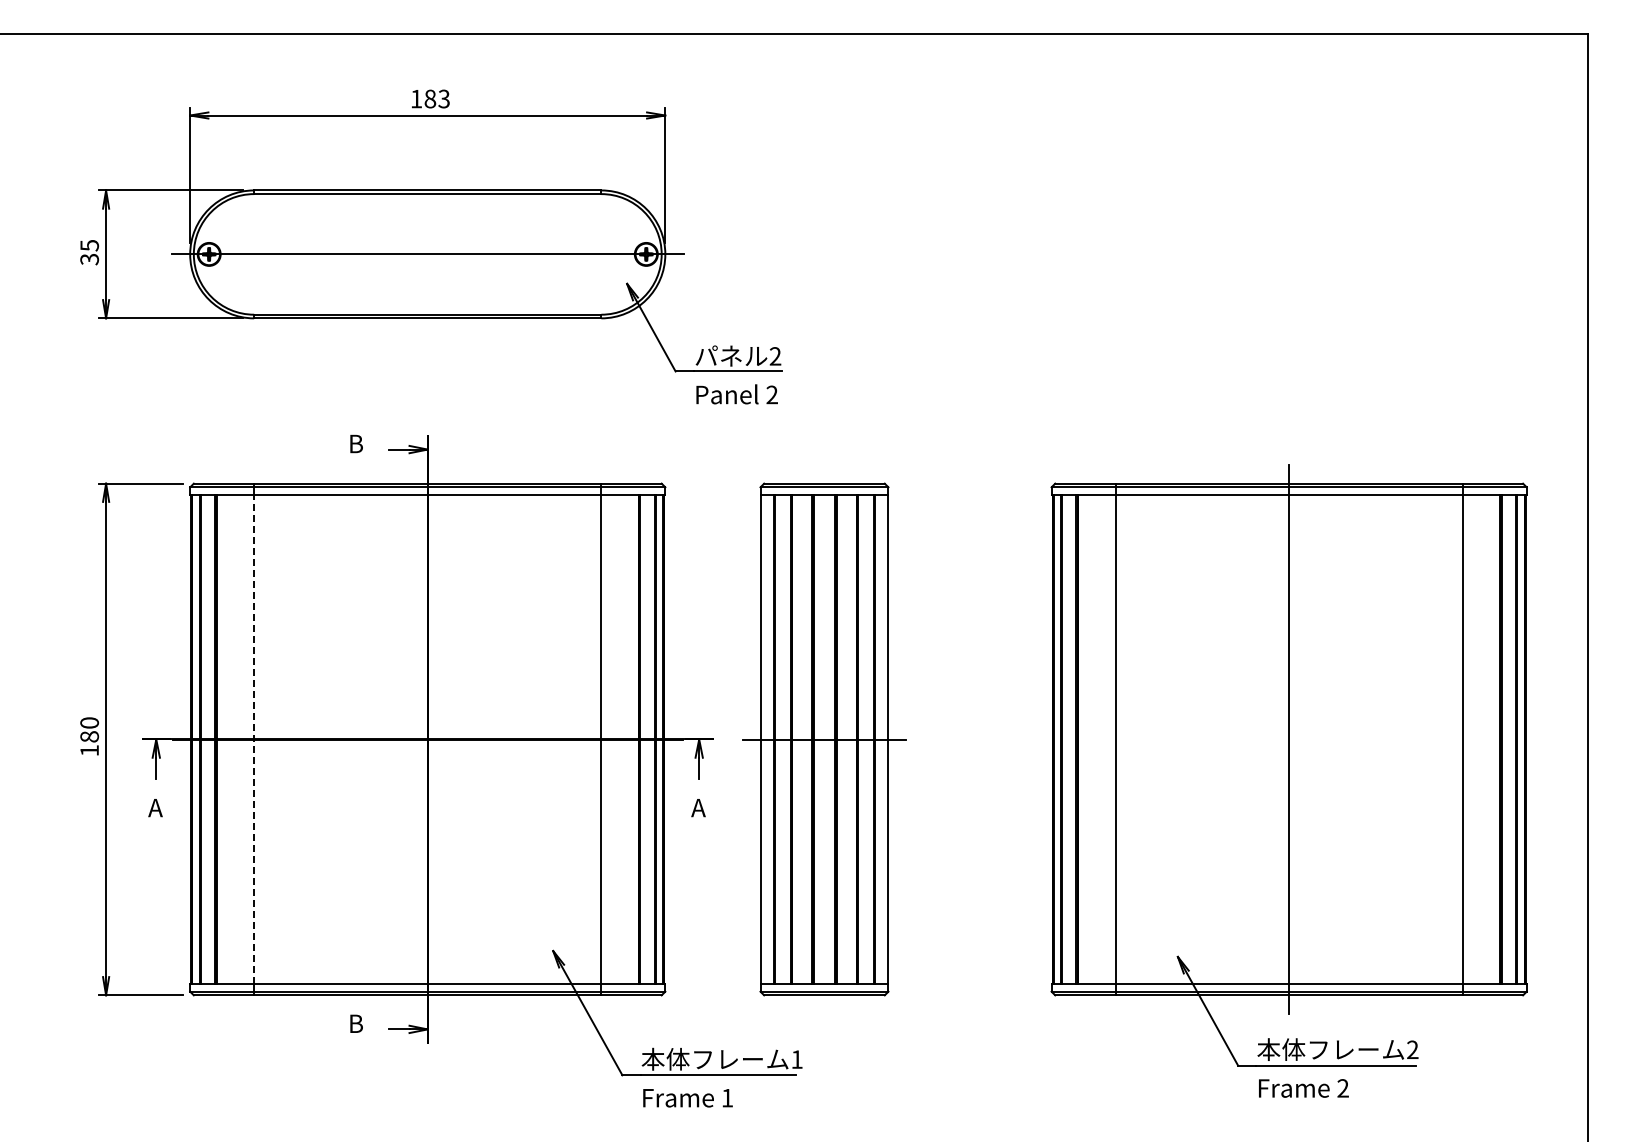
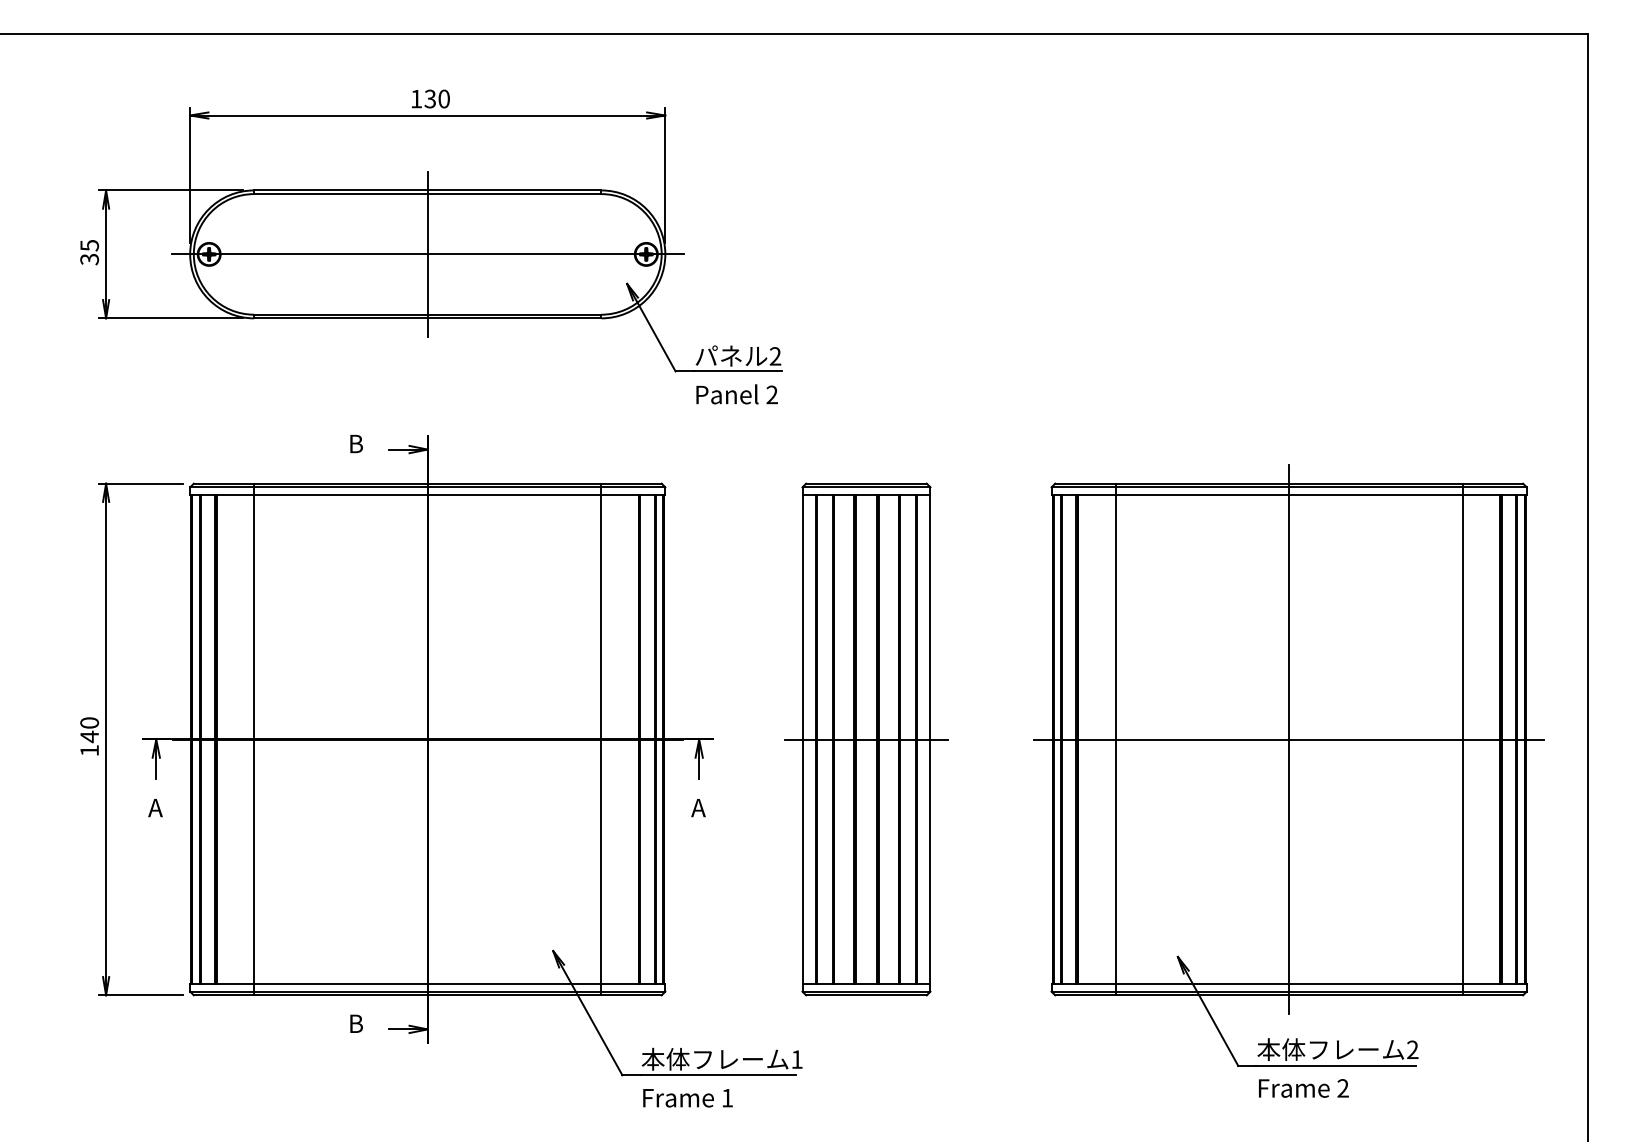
text: 183 -> 130 (436, 98)
line: none -> present (427, 254)
text: 180 -> 140 (89, 736)
line: dashed -> solid (254, 739)
part position: (824, 739) -> (866, 739) (866, 739)
line: none -> present (1289, 739)
